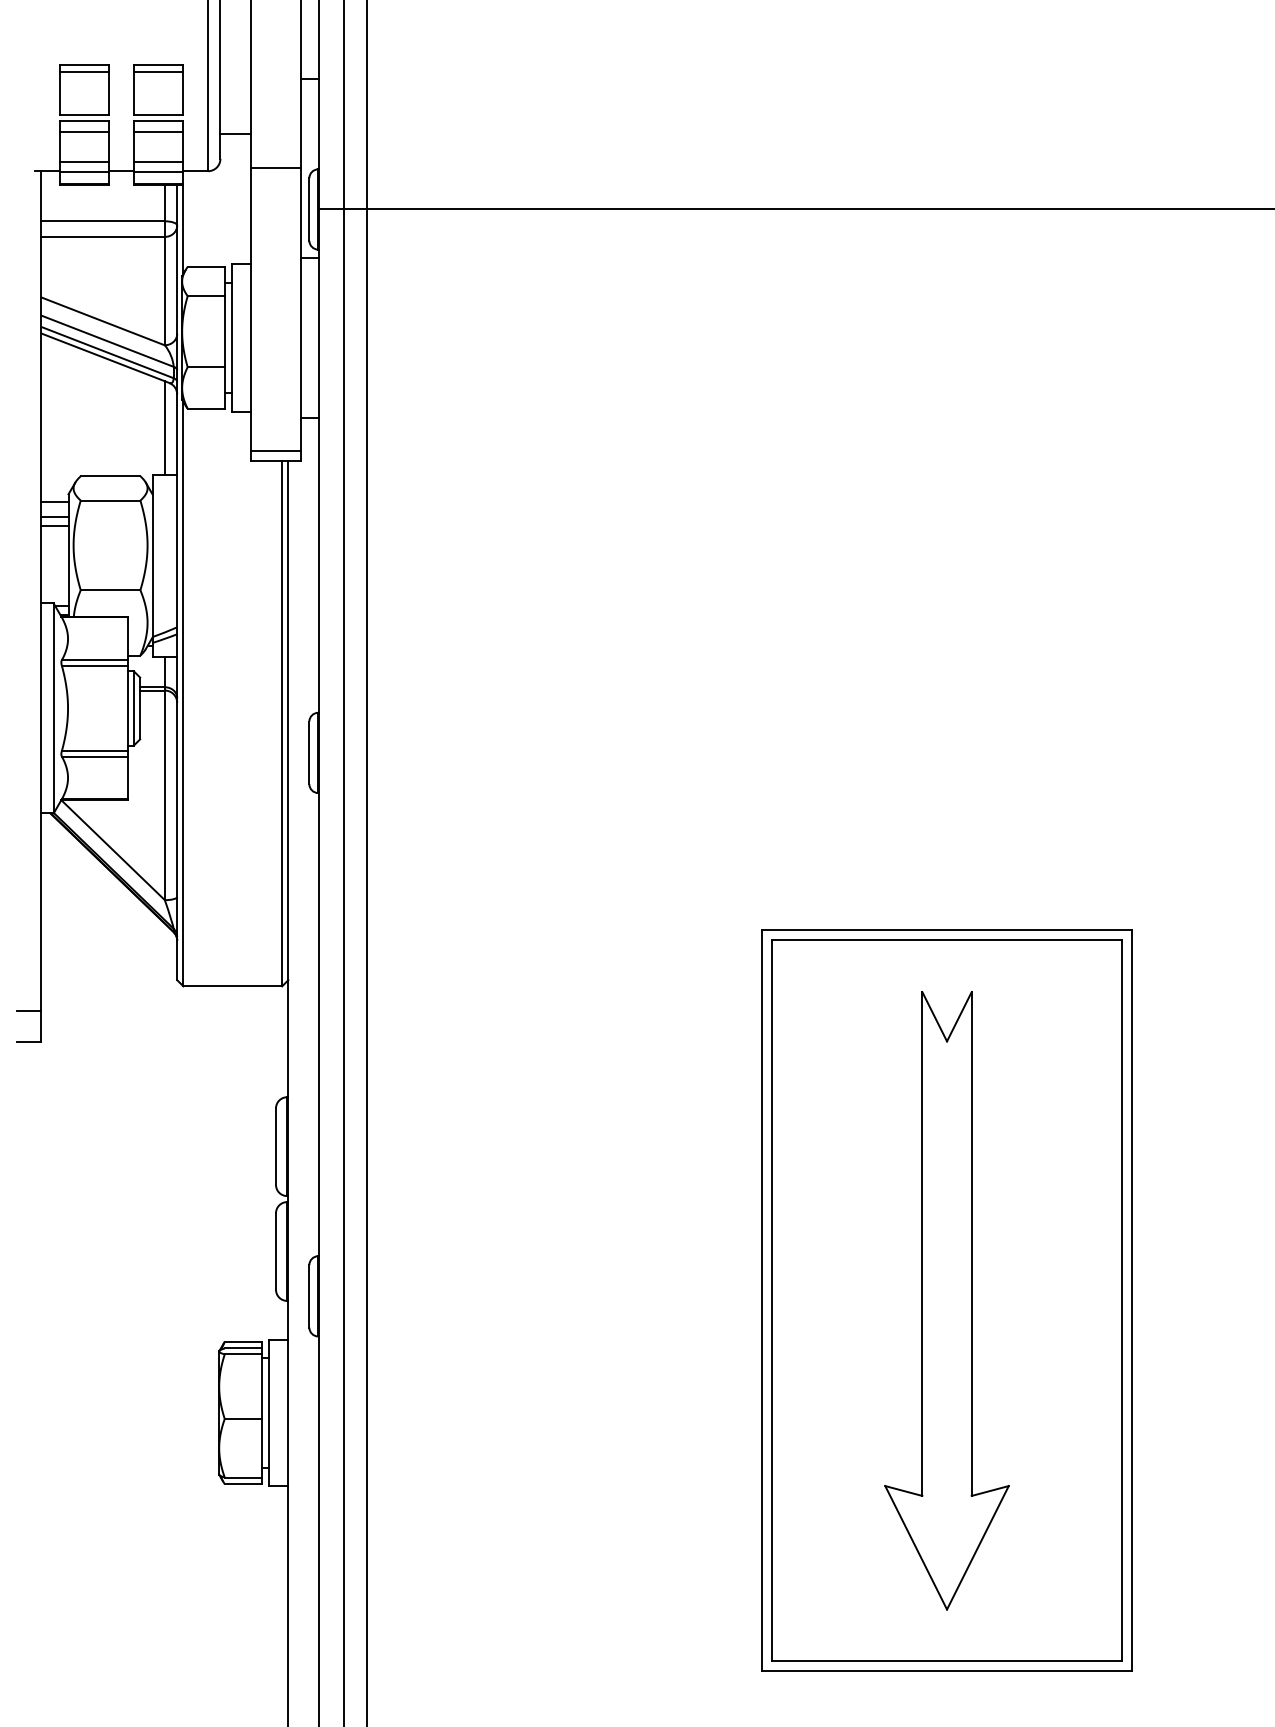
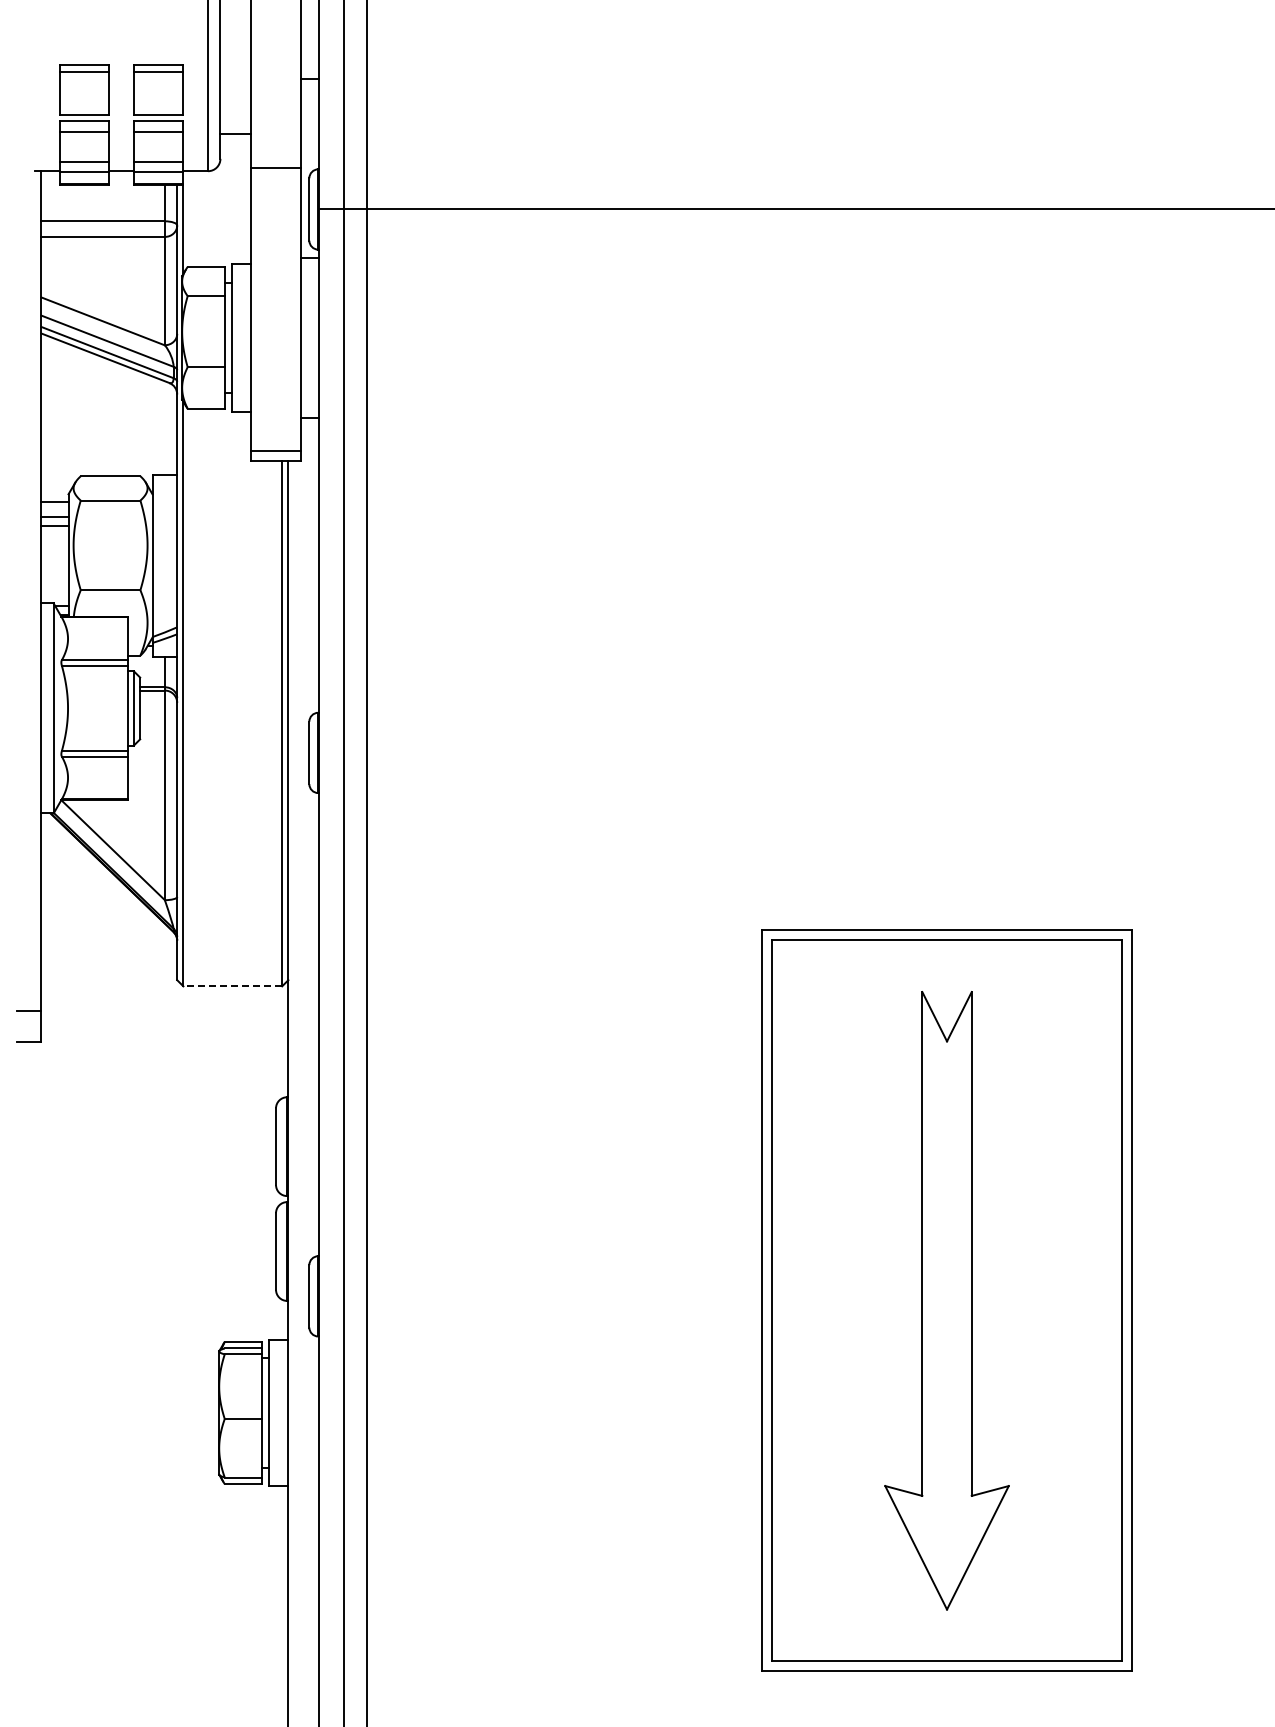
line: present -> none (164, 427)
line: solid -> dashed (232, 986)
